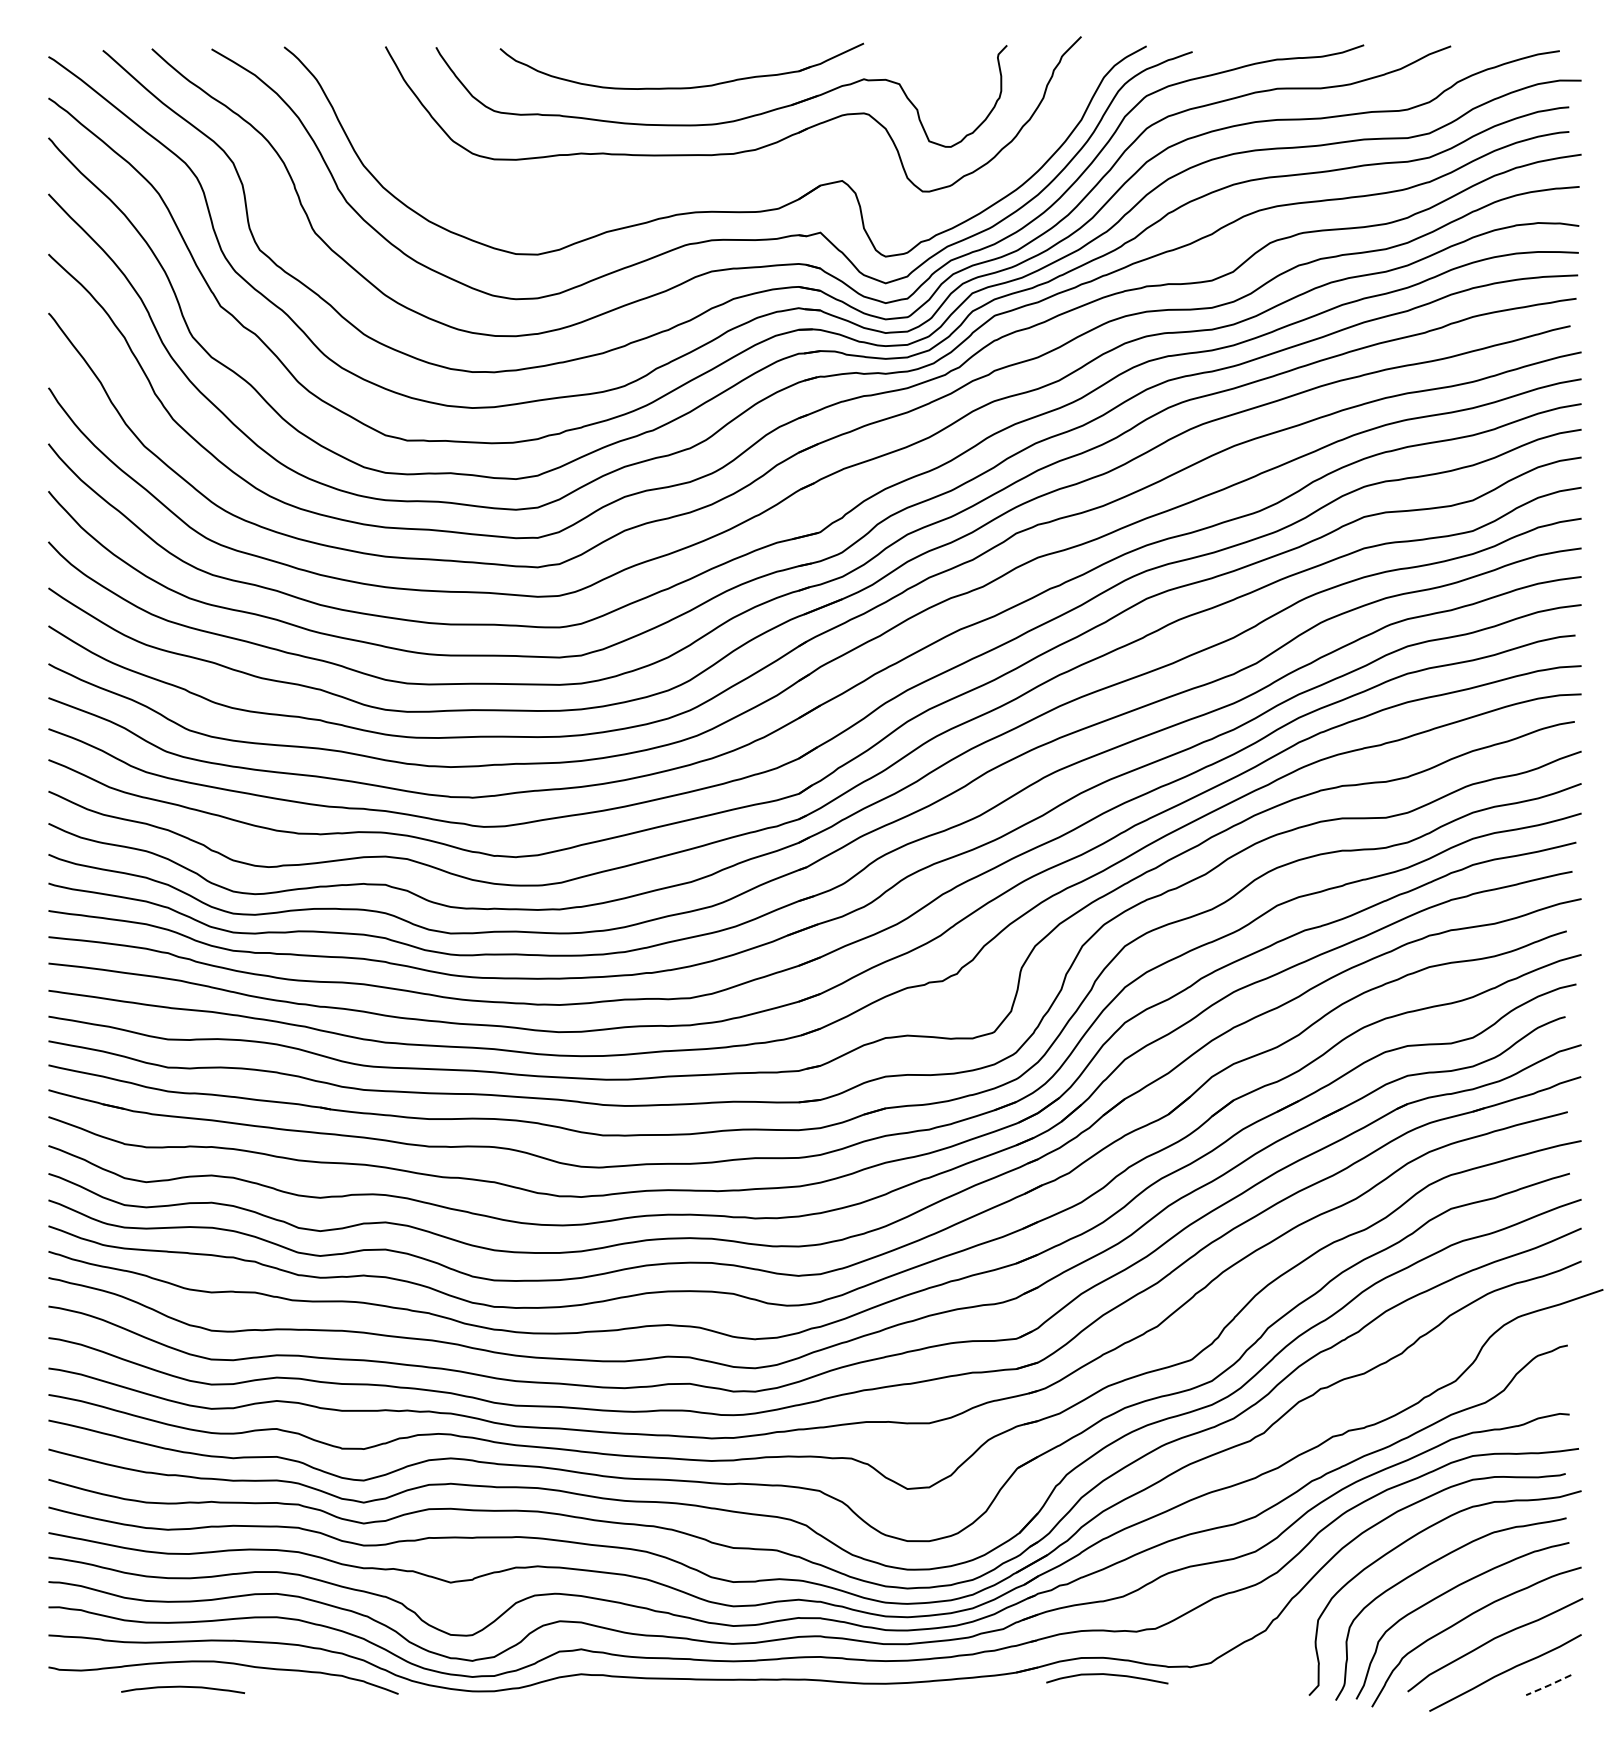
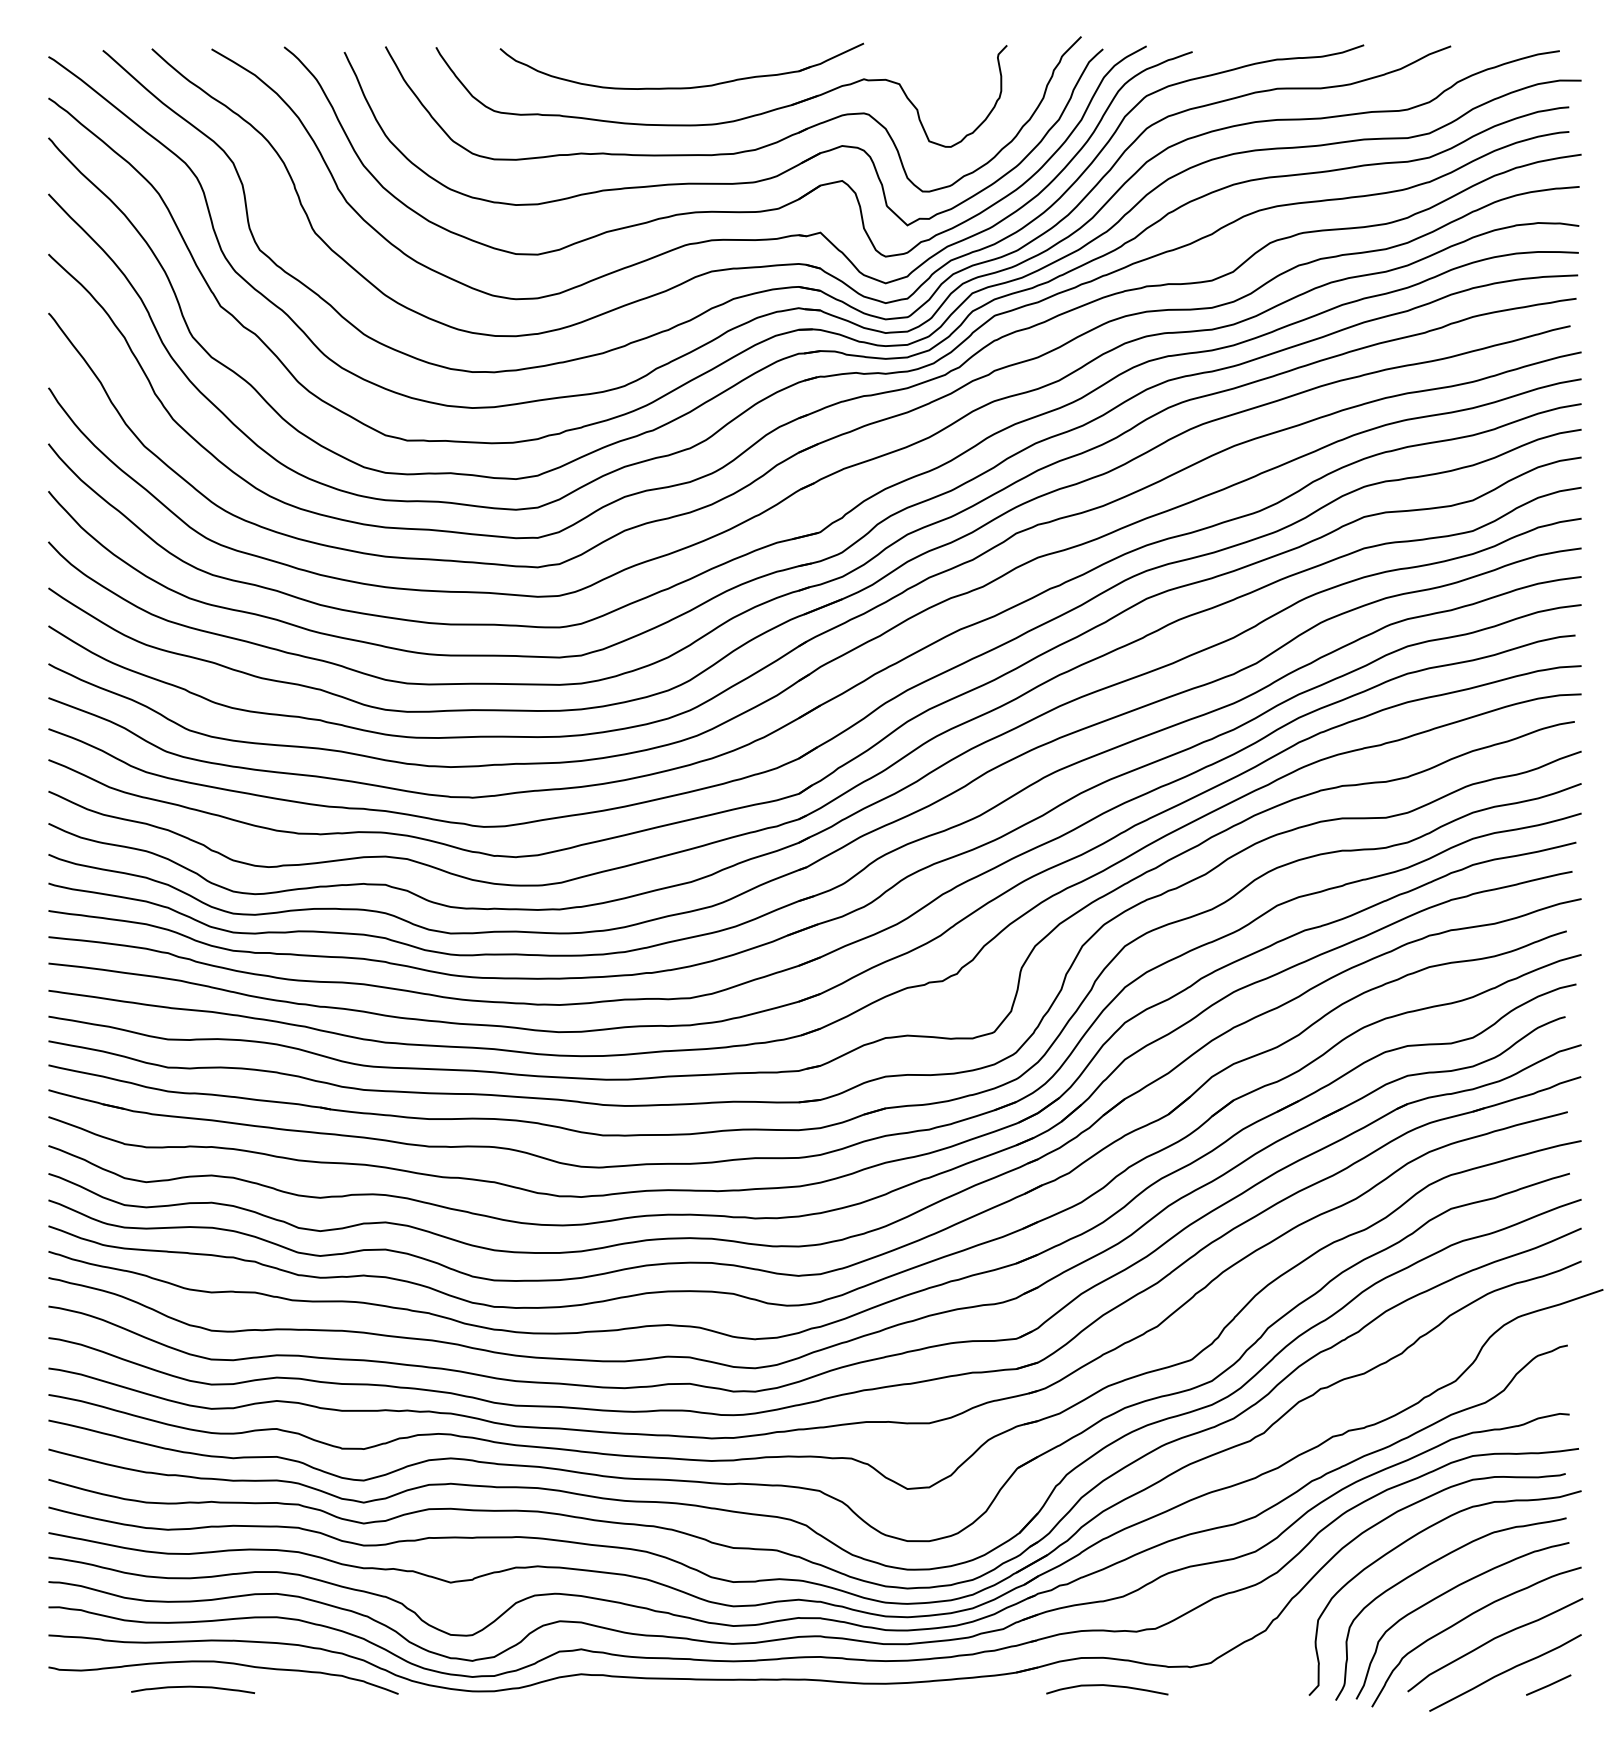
part: none -> present (719, 182)
curve position: (1107, 1675) -> (1107, 1686) (1107, 1686)
line: dashed -> solid (1549, 1685)
curve position: (183, 1687) -> (193, 1687) (193, 1687)
